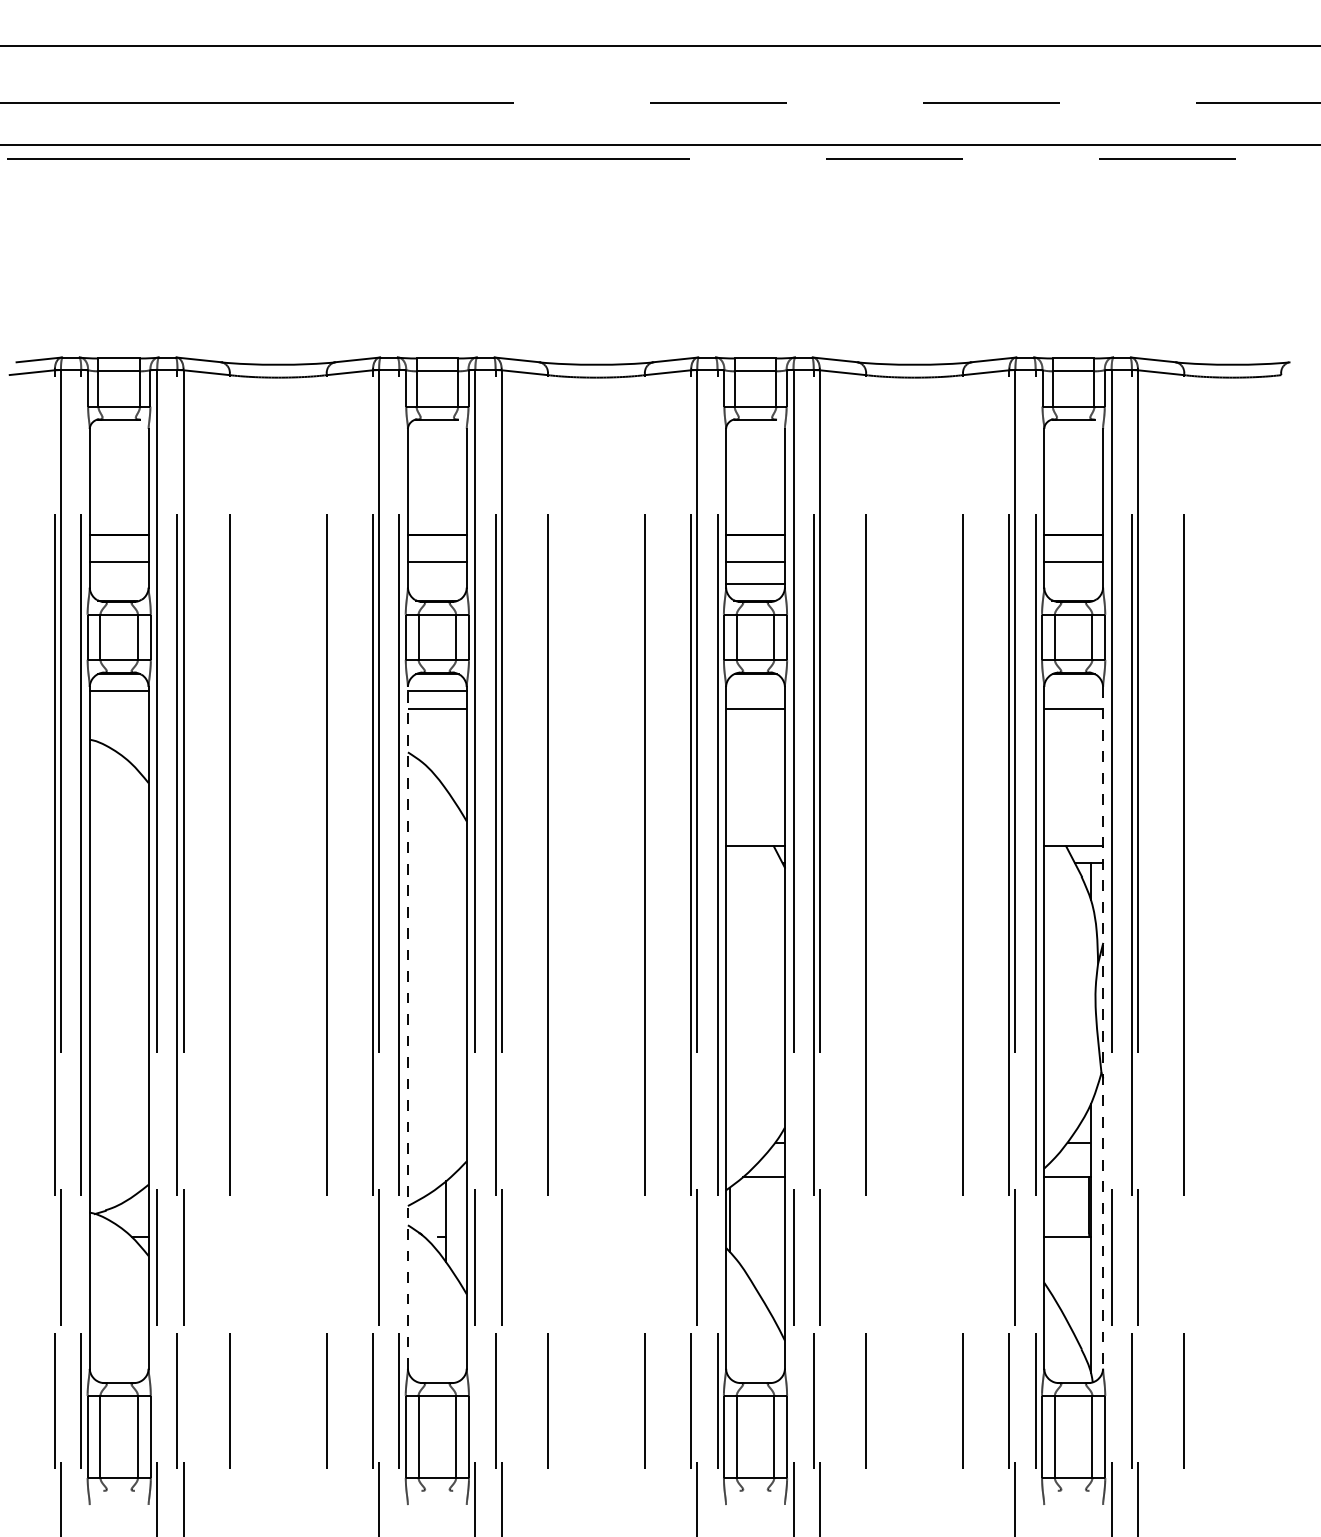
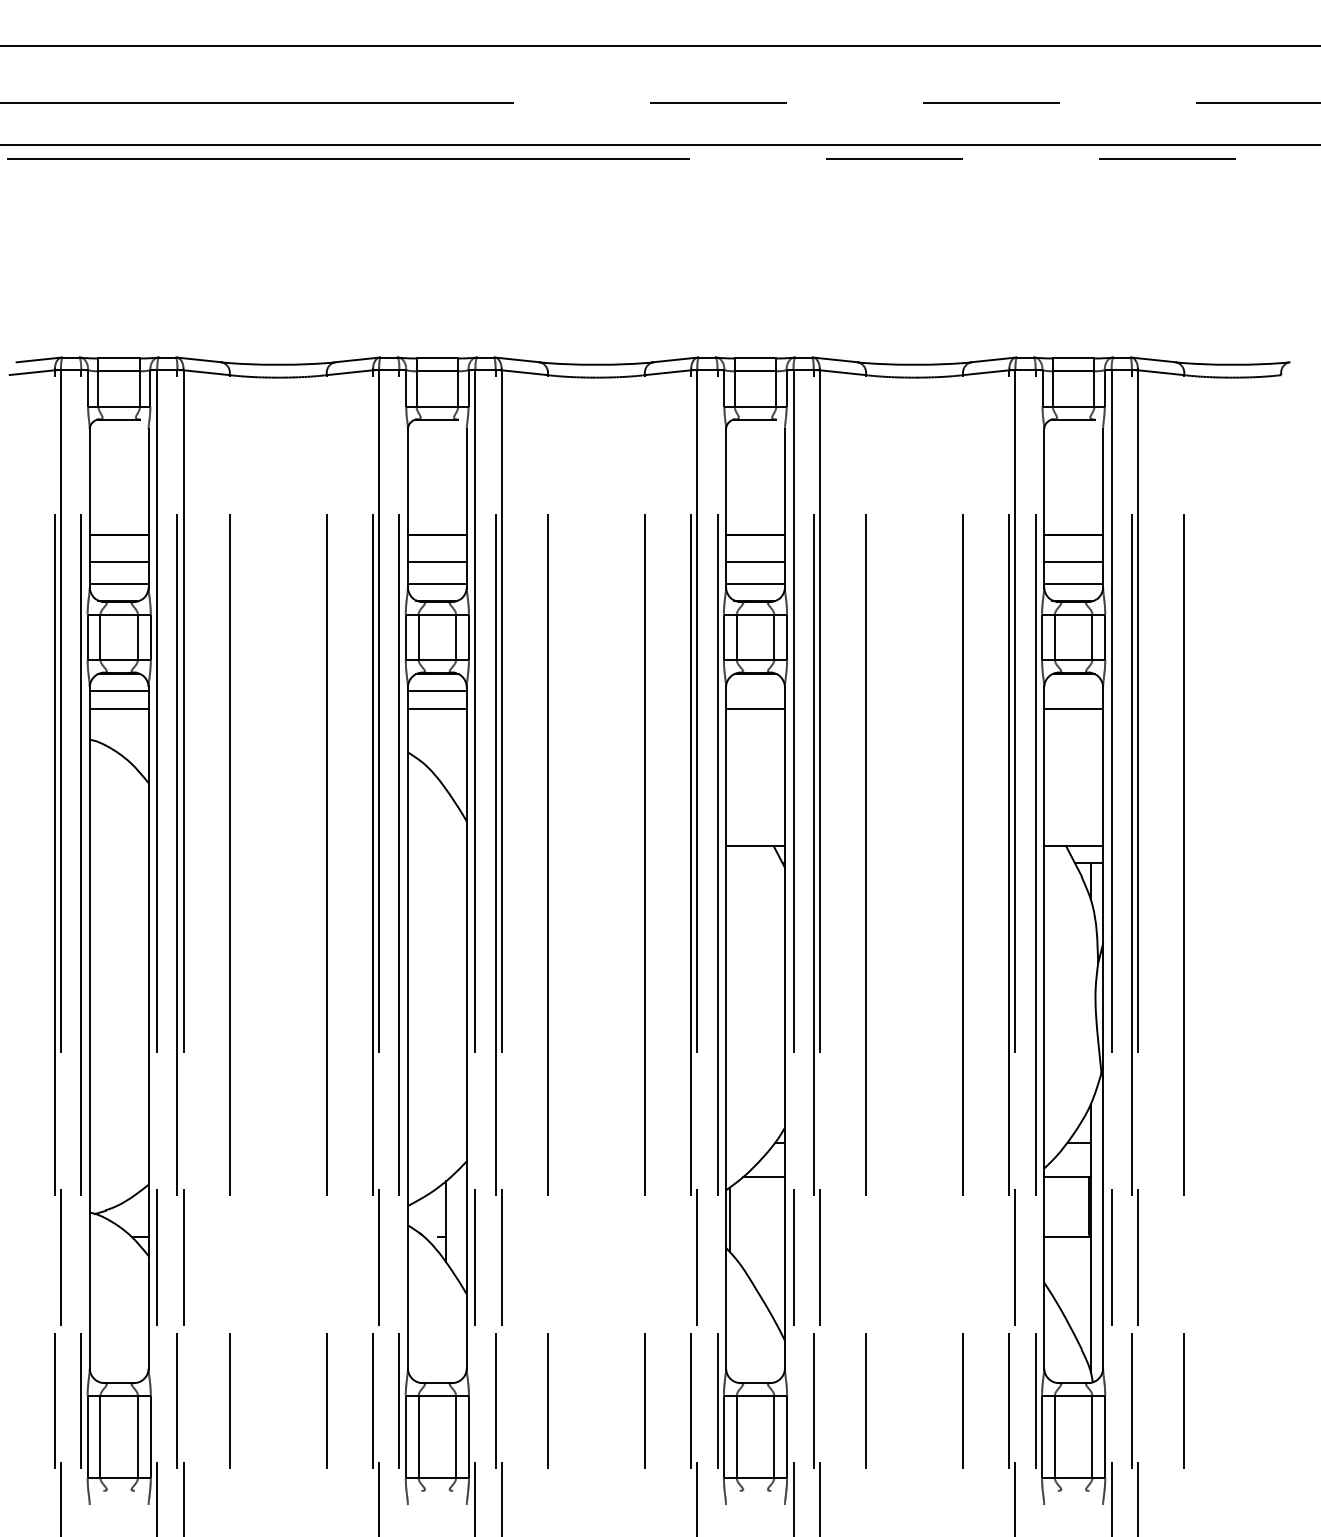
line: none -> present (118, 584)
line: none -> present (436, 584)
line: none -> present (1073, 584)
line: none -> present (118, 708)
line: dashed -> solid (407, 1027)
line: dashed -> solid (1103, 1027)
